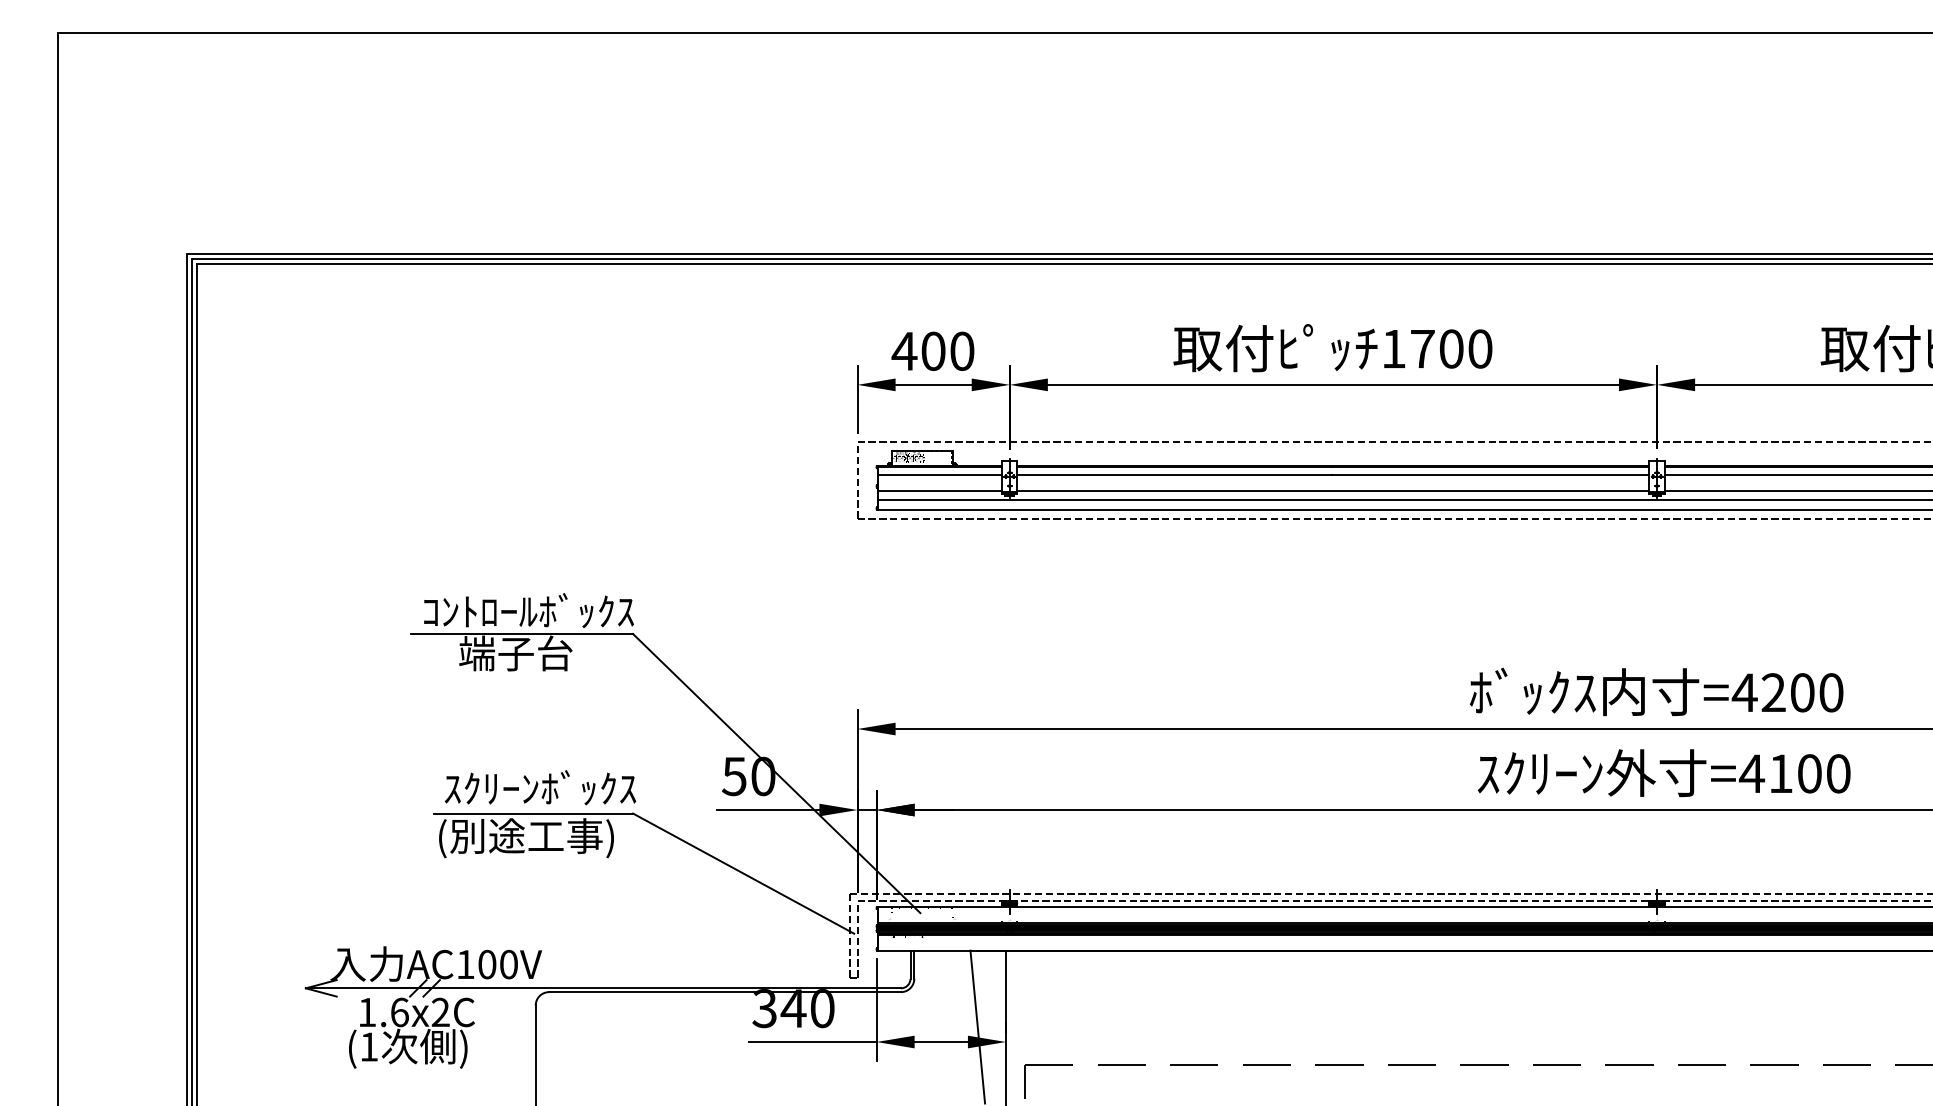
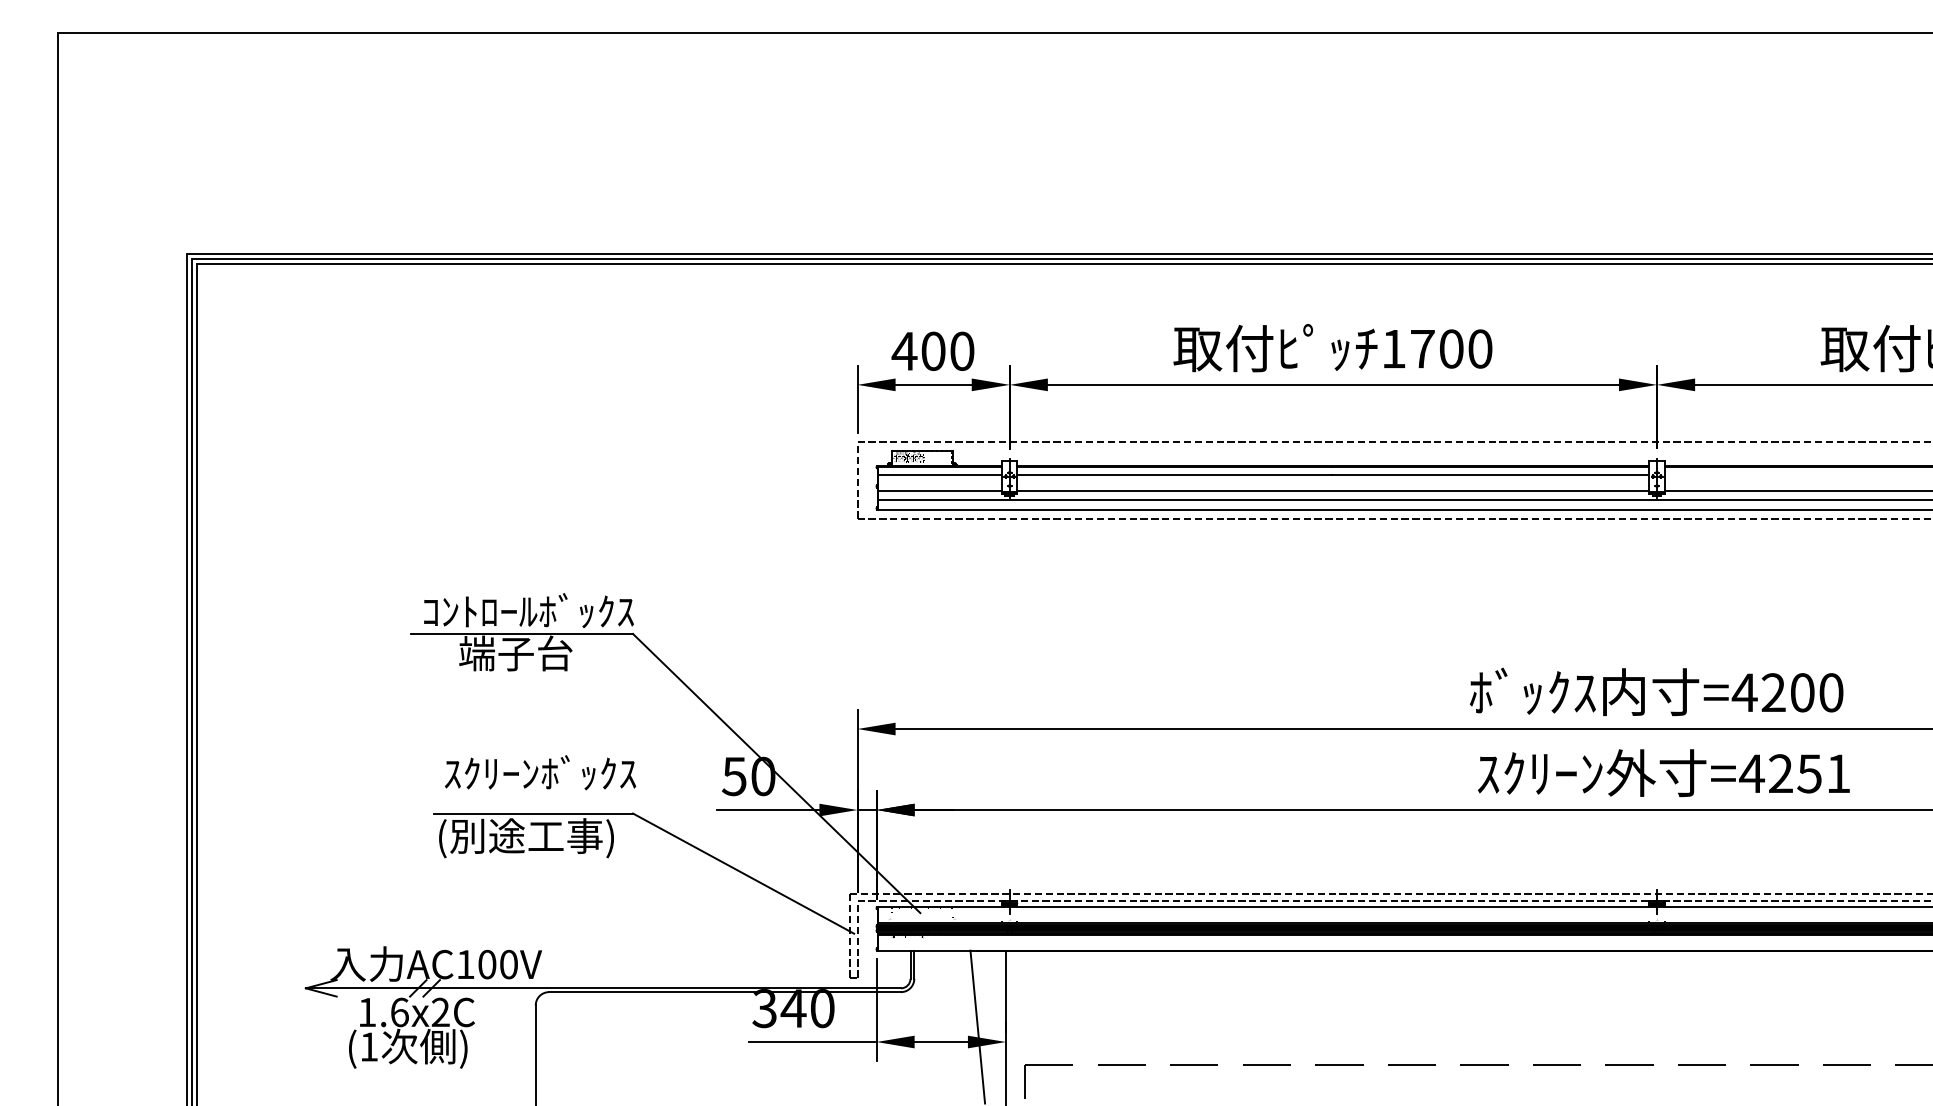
line: present -> none (1796, 474)
text: =4100 -> =4251 (1809, 773)
text position: (540, 787) -> (540, 772) (540, 772)
